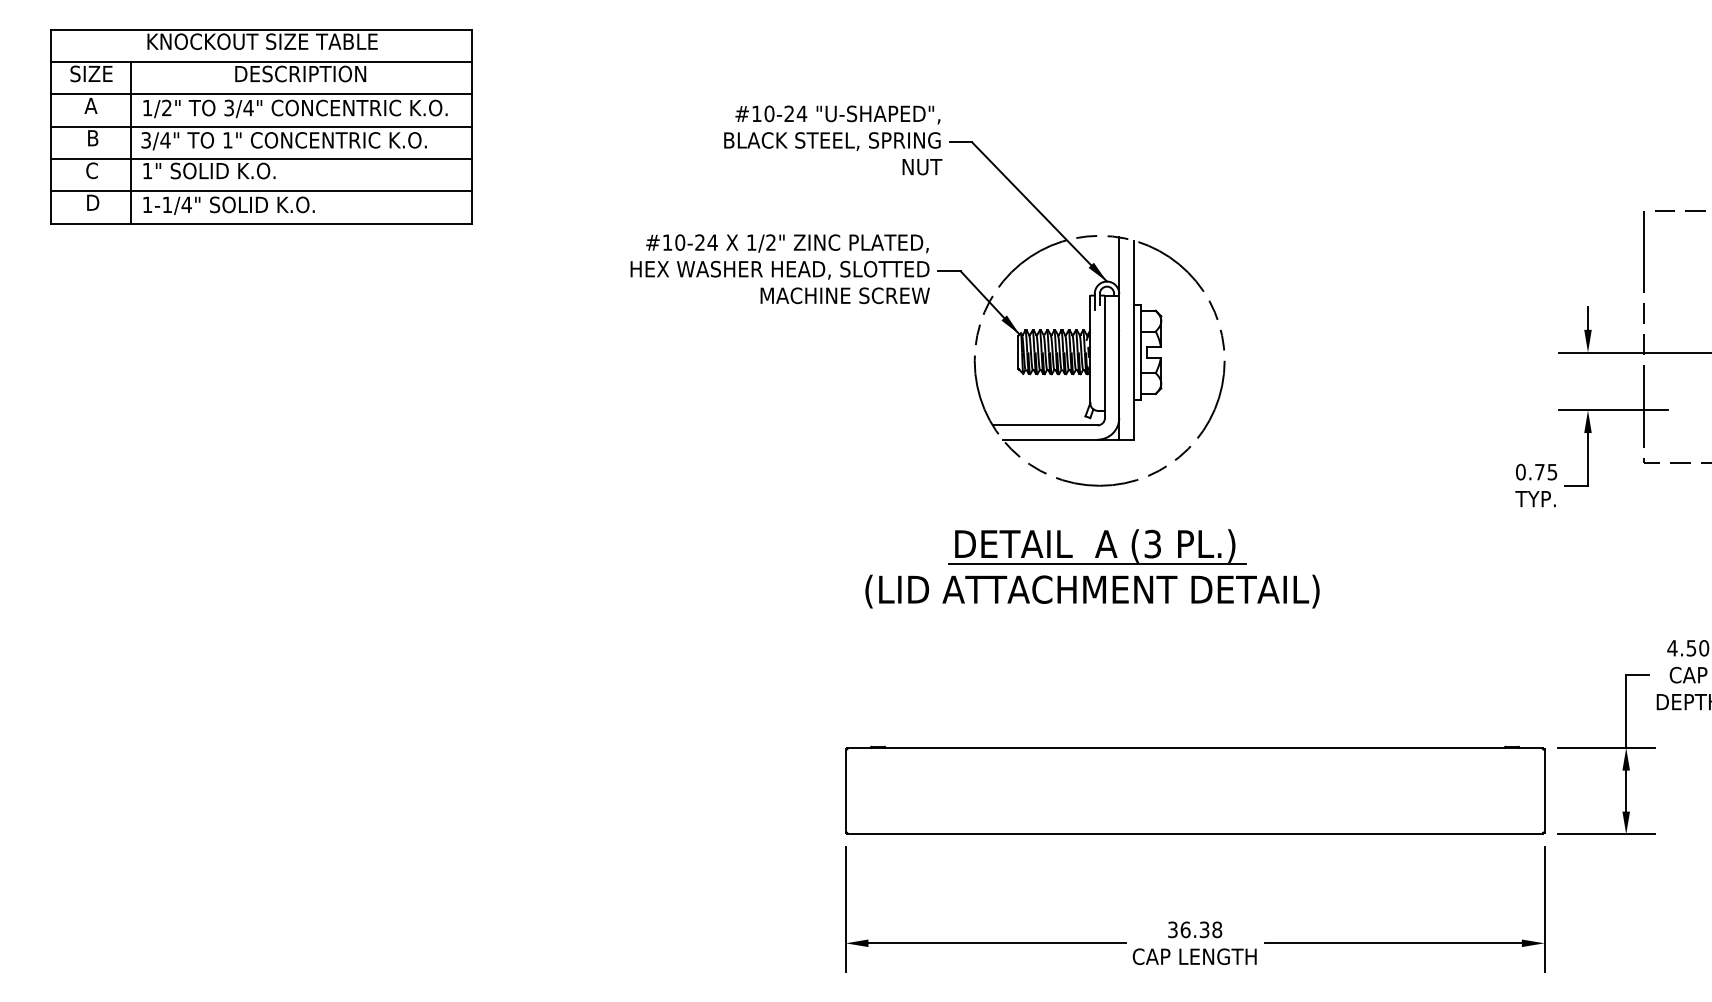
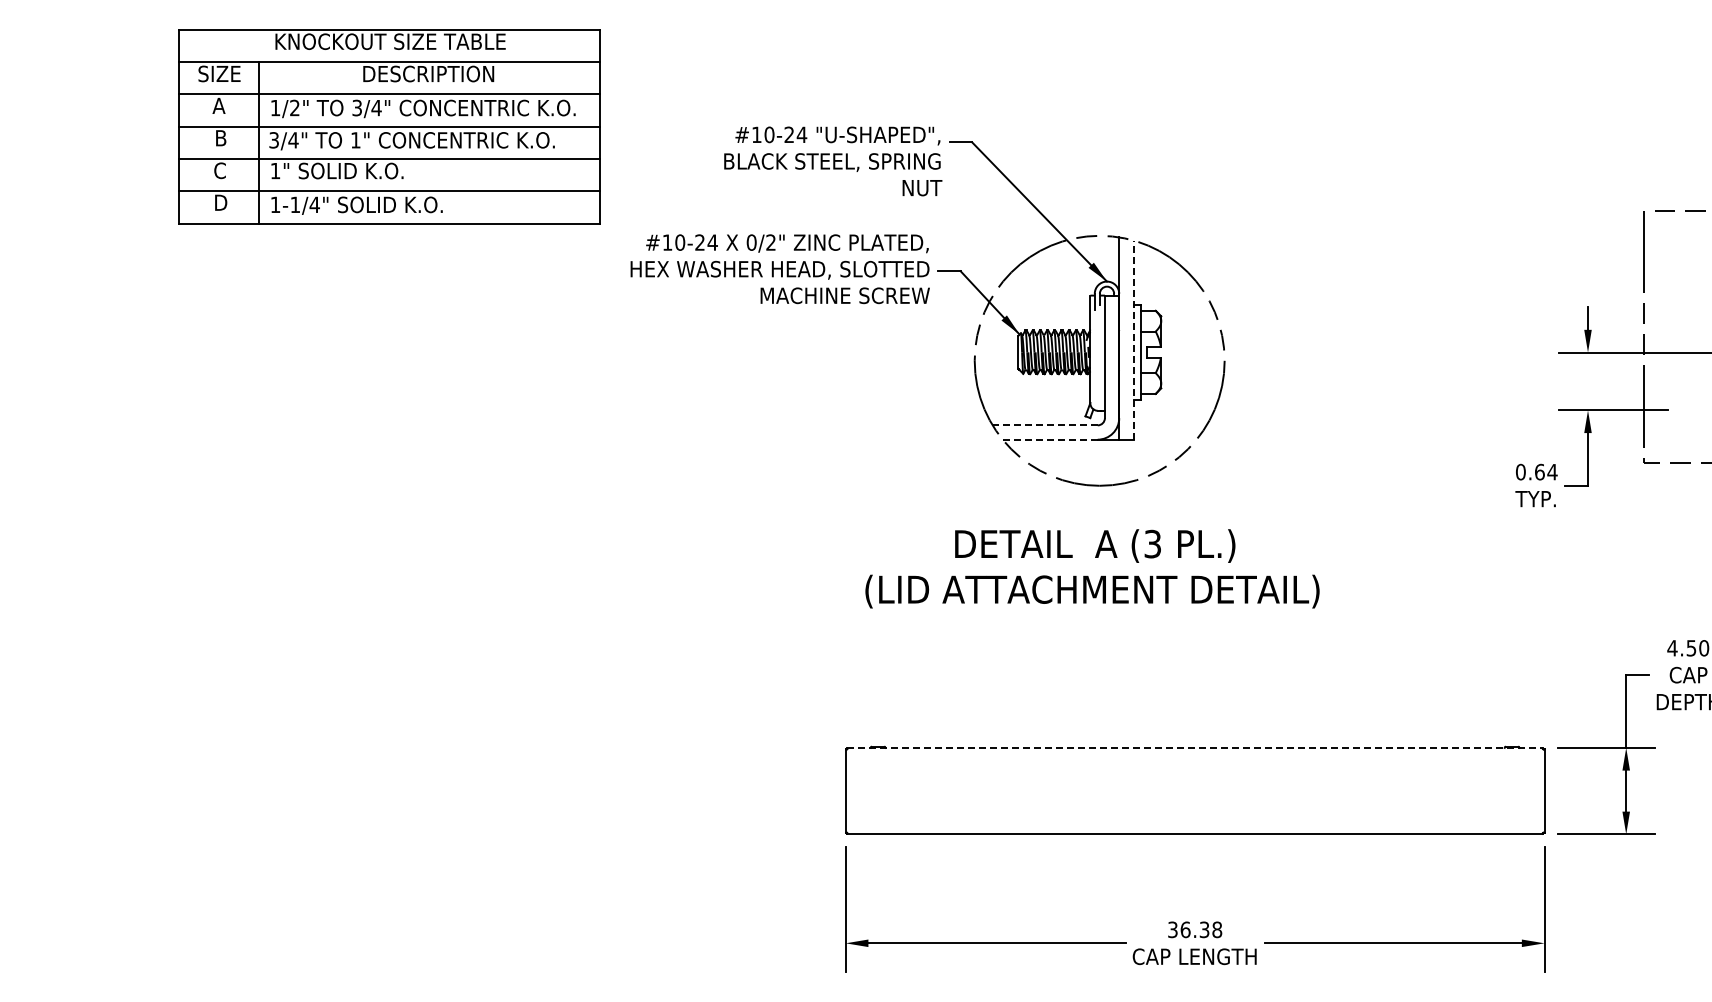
part position: (261, 126) -> (389, 126) (389, 126)
text position: (833, 140) -> (833, 161) (833, 161)
text: 1/2" -> 0/2" (751, 242)
line: solid -> dashed (1133, 340)
line: solid -> dashed (1045, 425)
line: solid -> dashed (1050, 439)
text: 0.75 -> 0.64 (1546, 471)
line: present -> none (1097, 564)
line: solid -> dashed (1195, 747)
